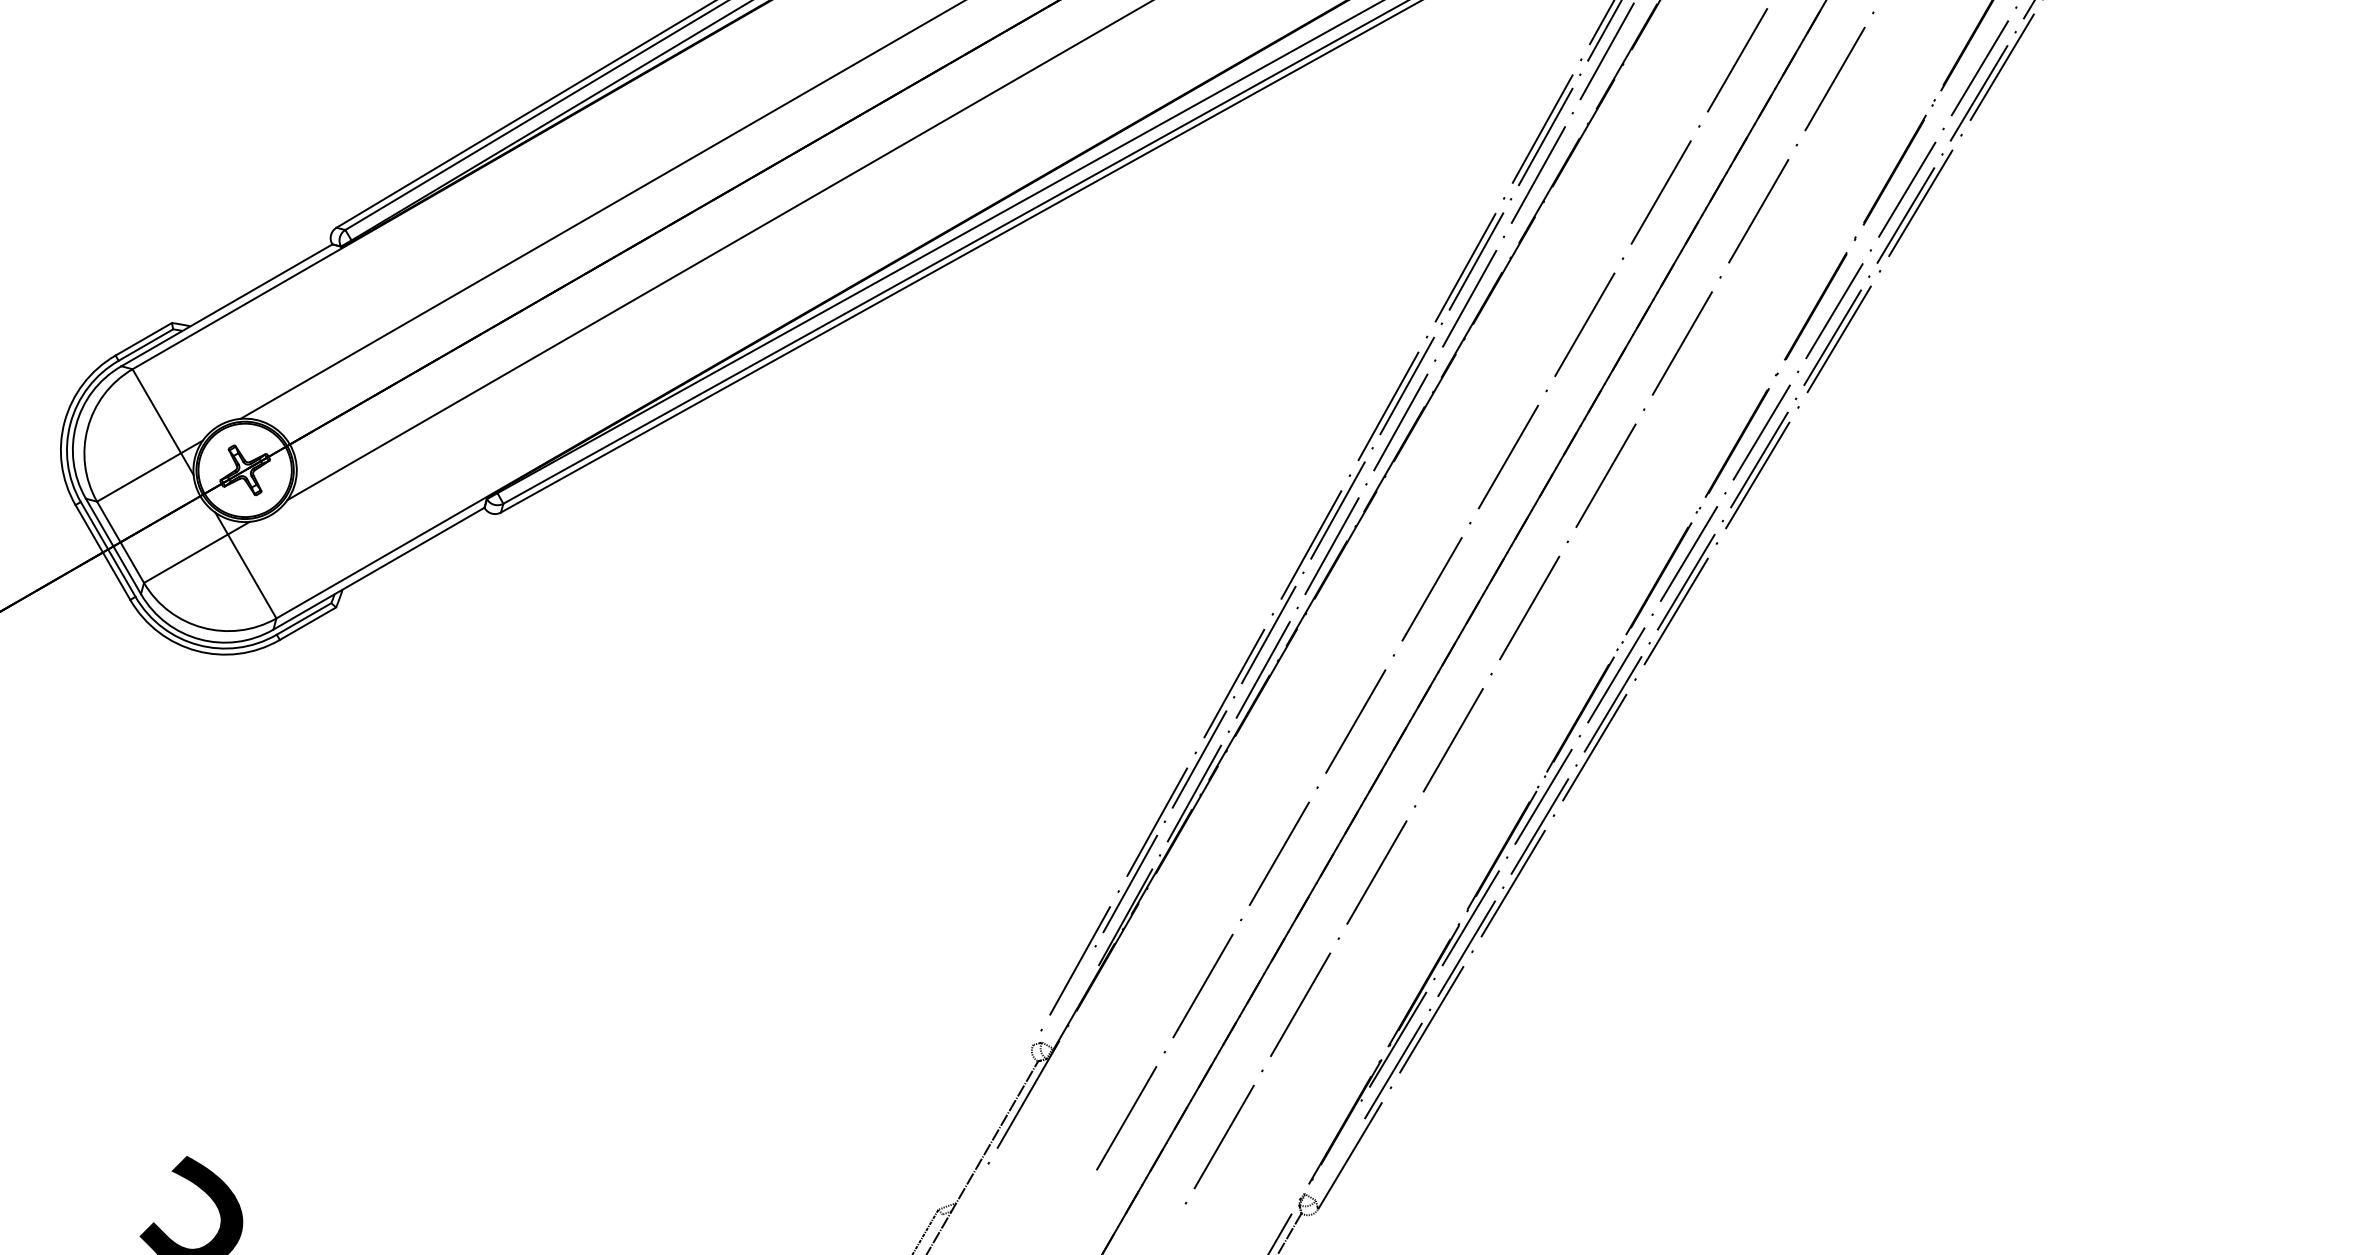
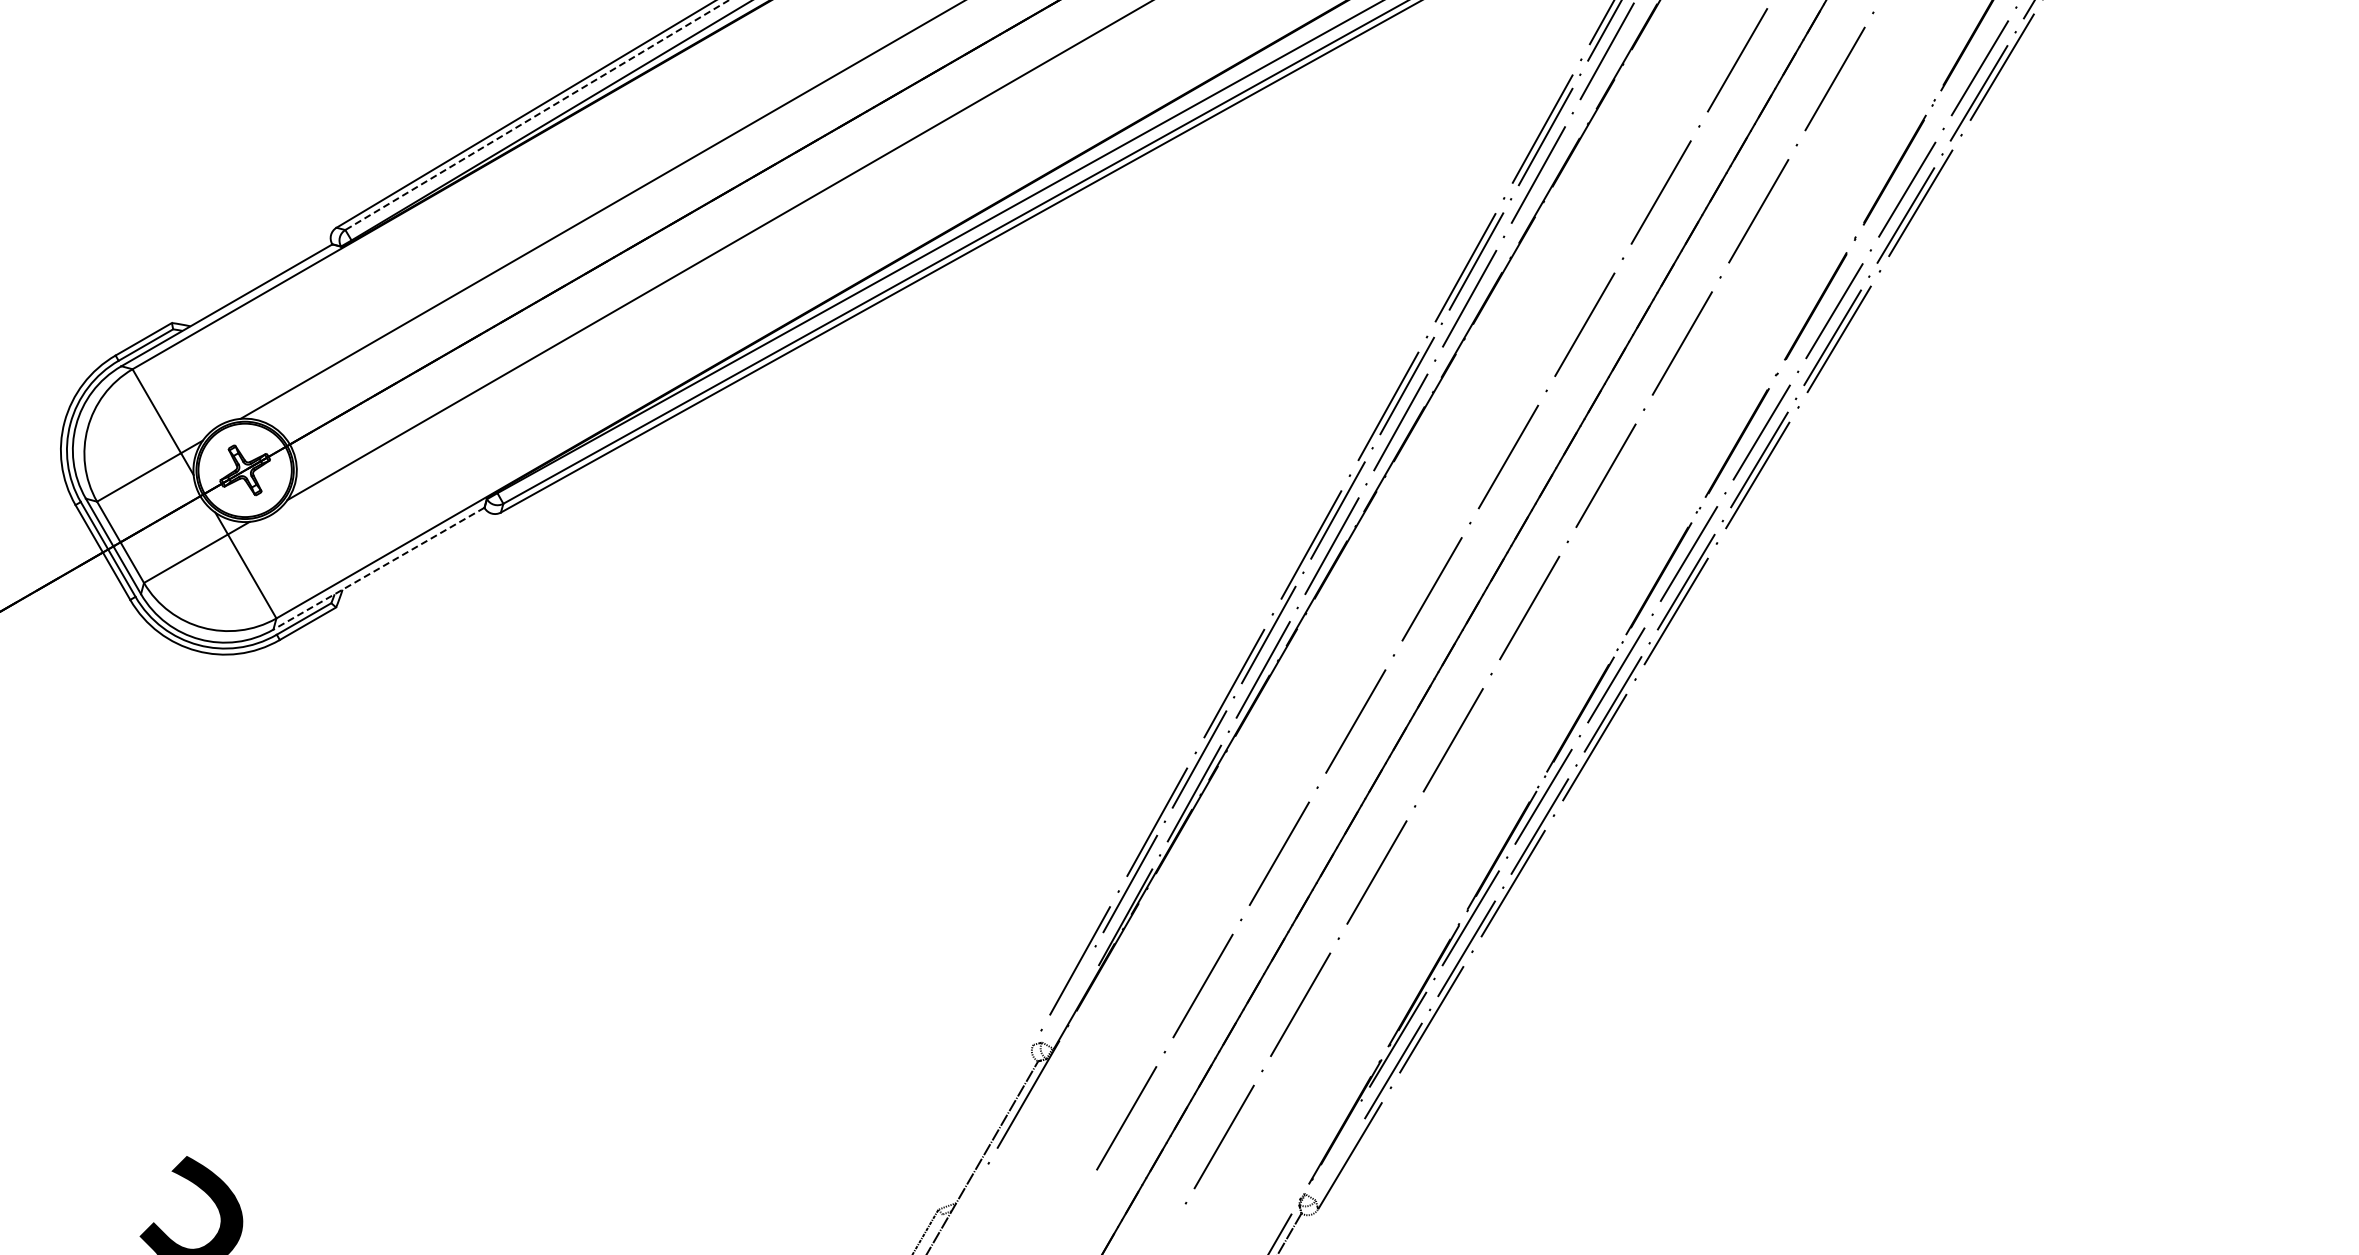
line: solid -> dashed (536, 115)
line: solid -> dashed (378, 568)
